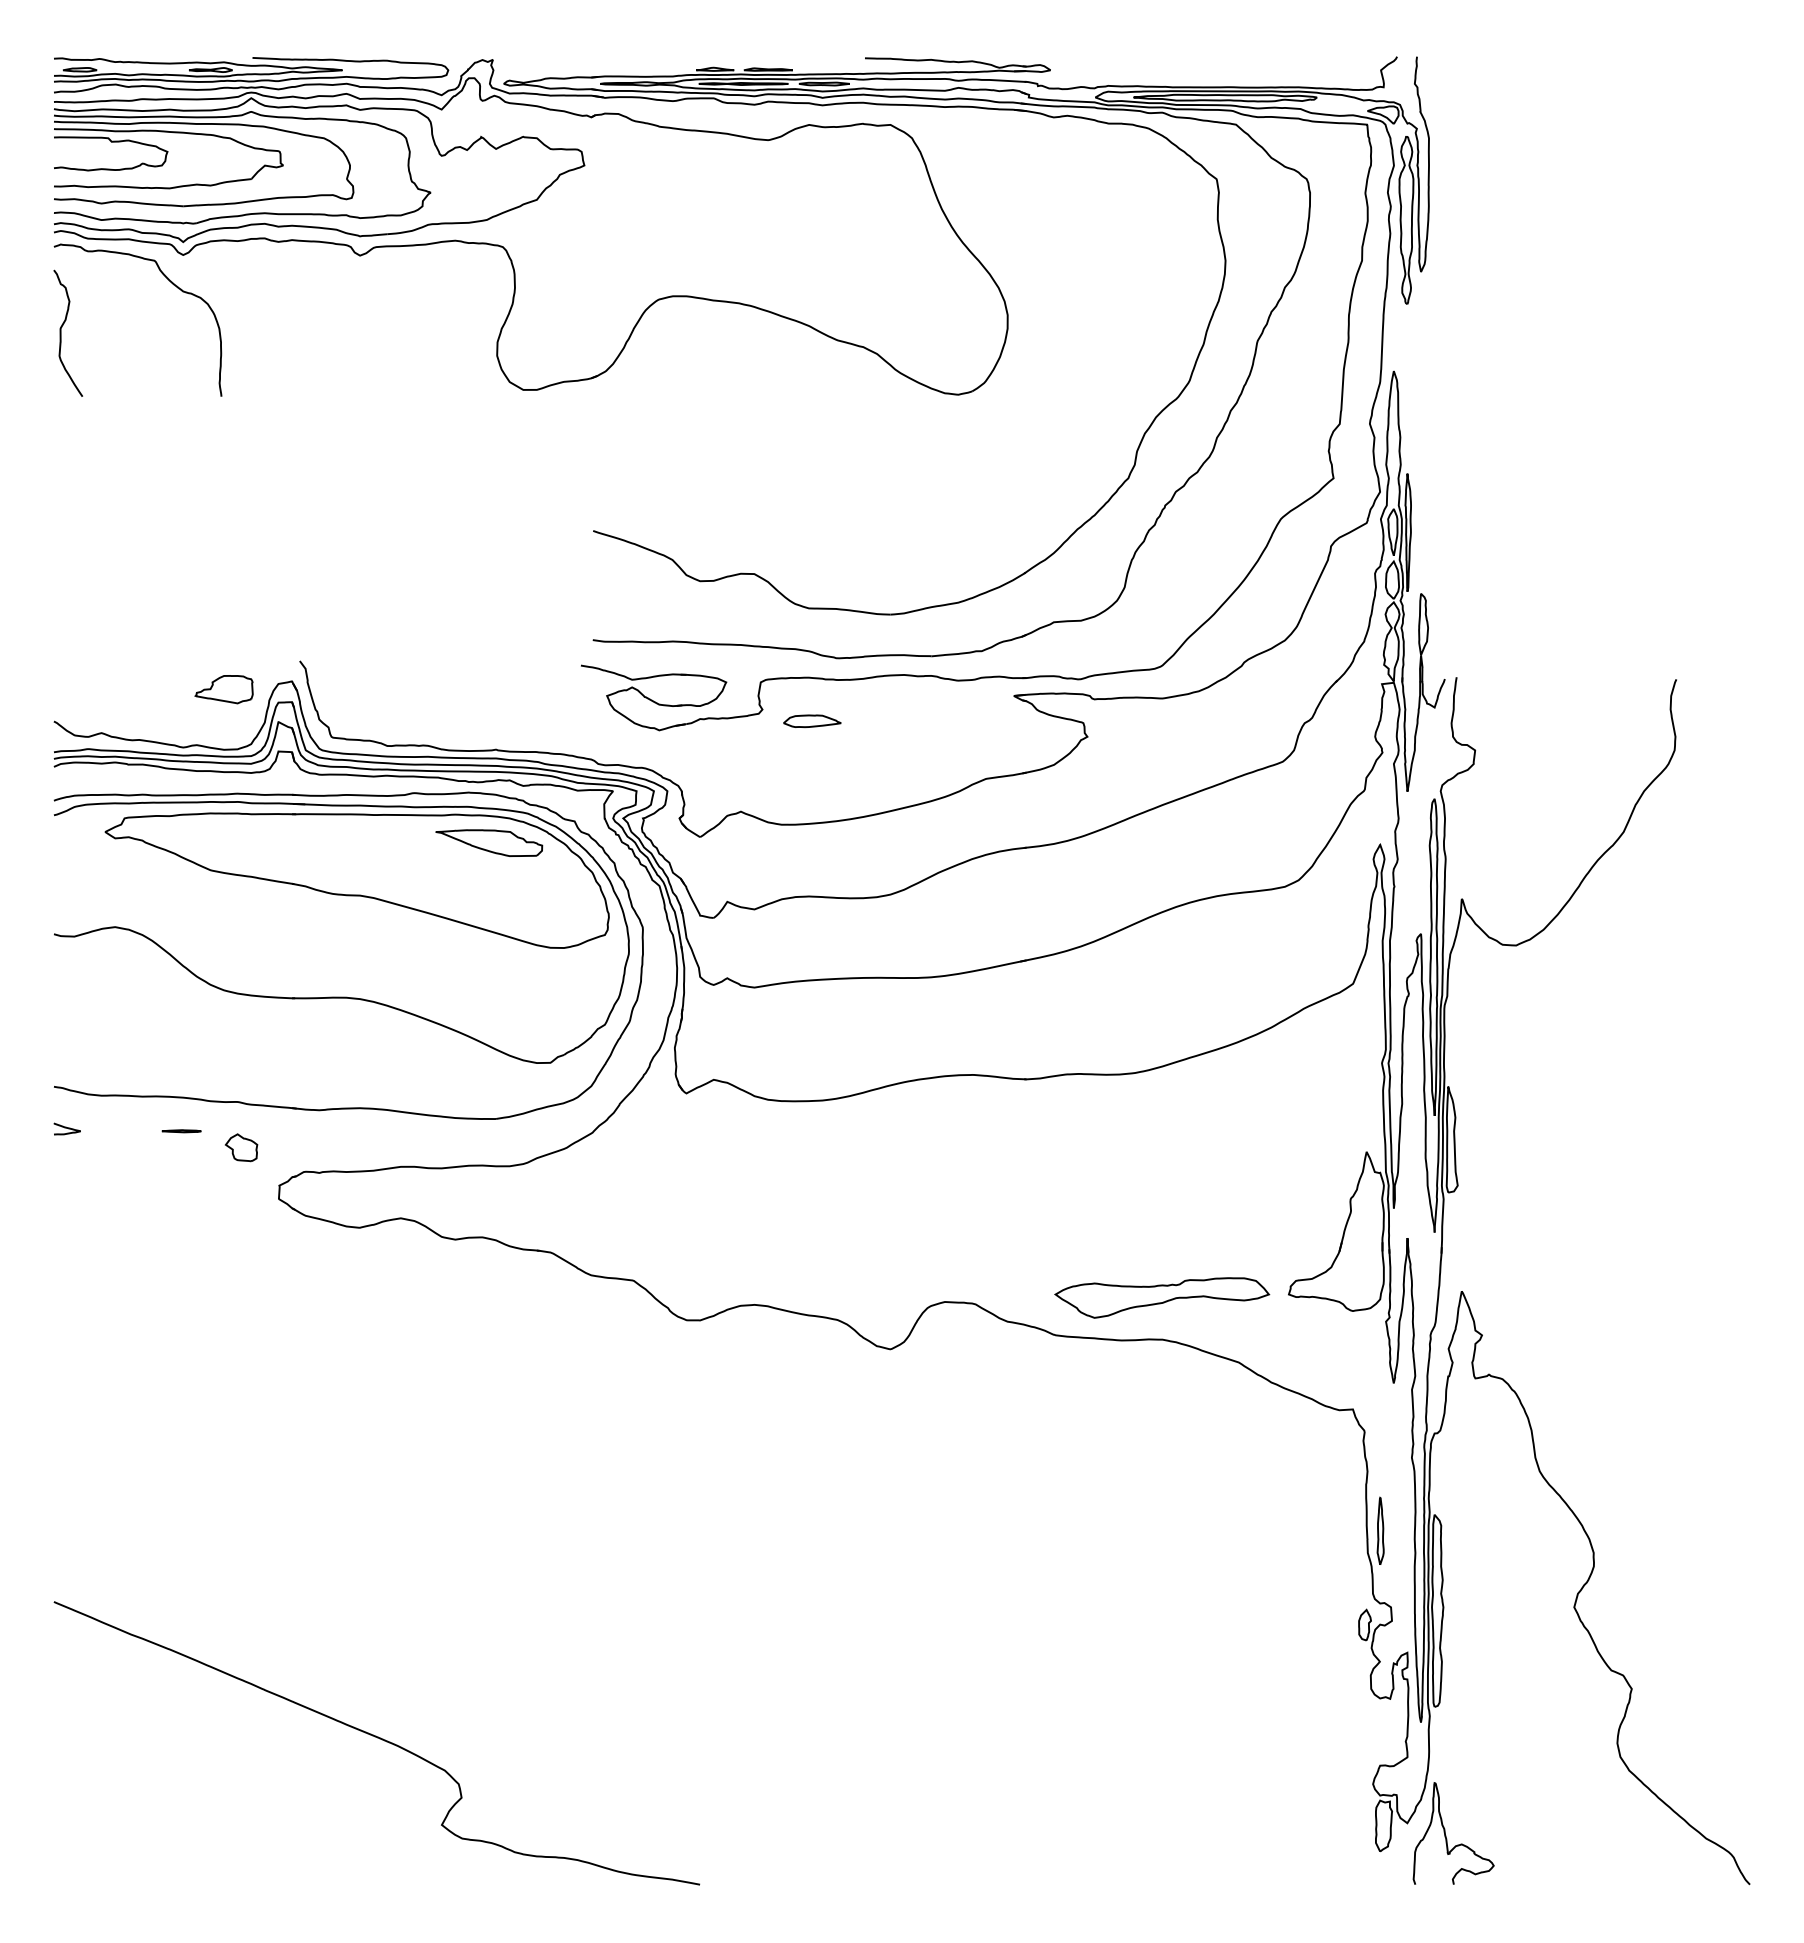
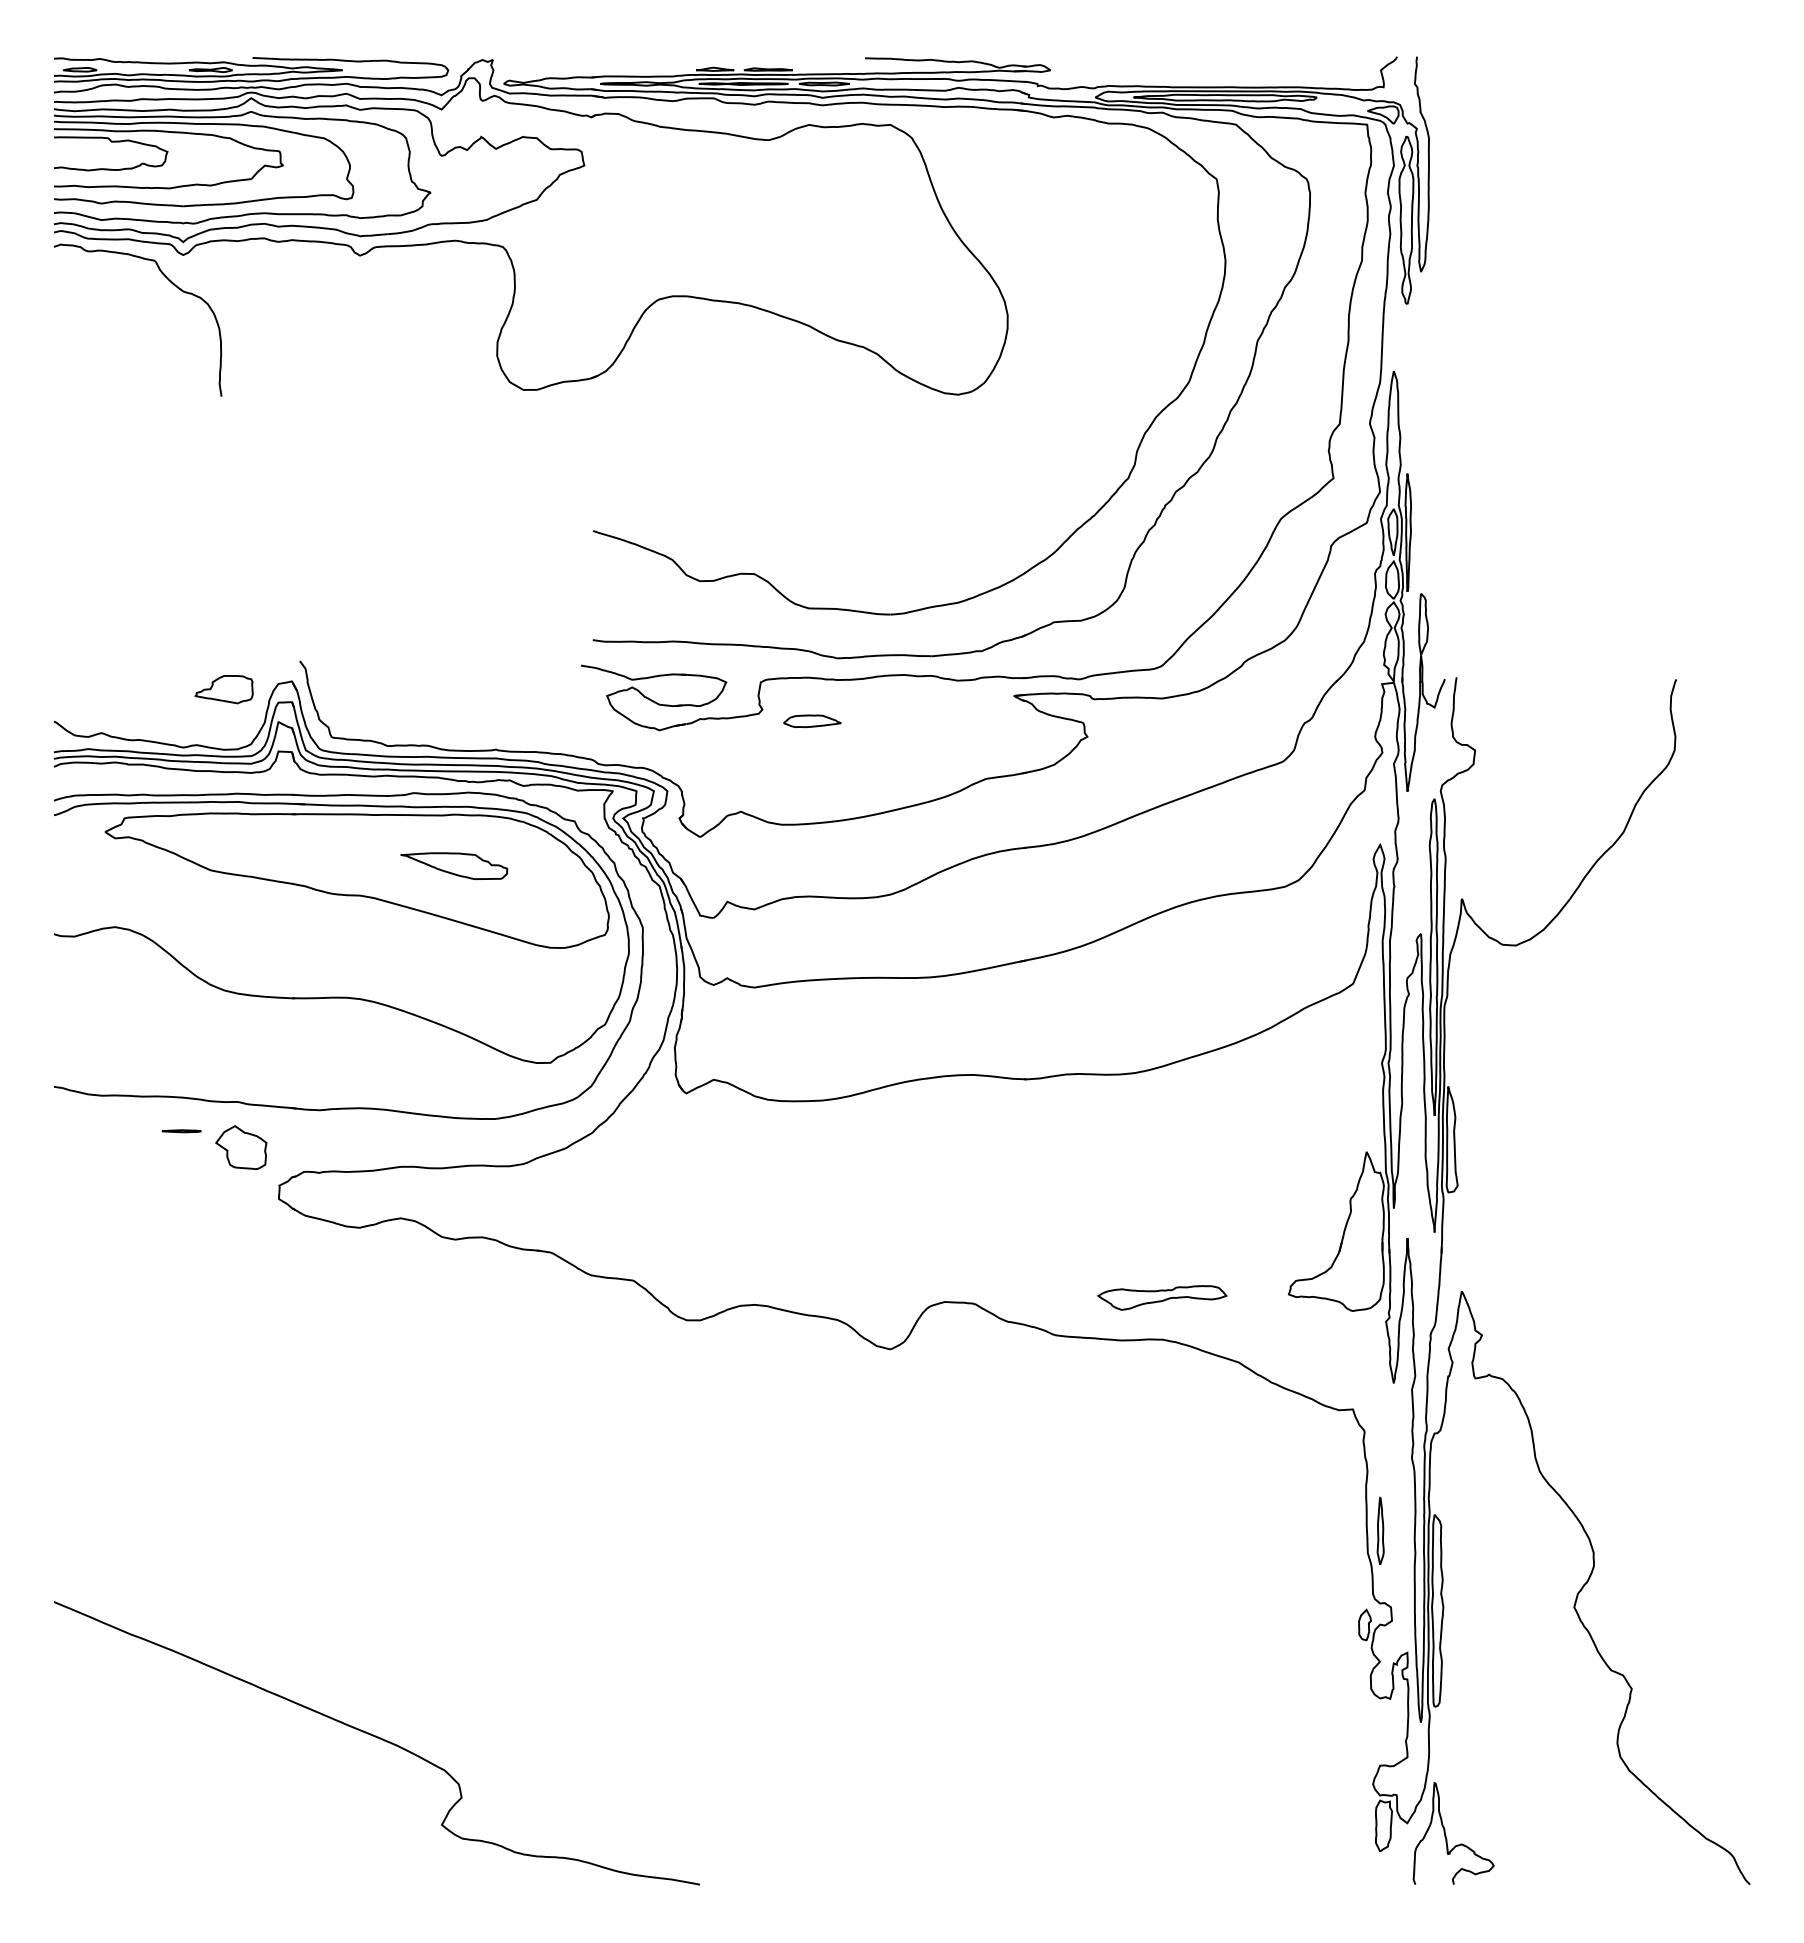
curve: present -> none (61, 332)
part position: (489, 842) -> (454, 865) (454, 865)
curve: present -> none (66, 1128)
part size: 34x30 px -> 53x46 px (241, 1147)
part size: 217x42 px -> 131x26 px (1162, 1297)
